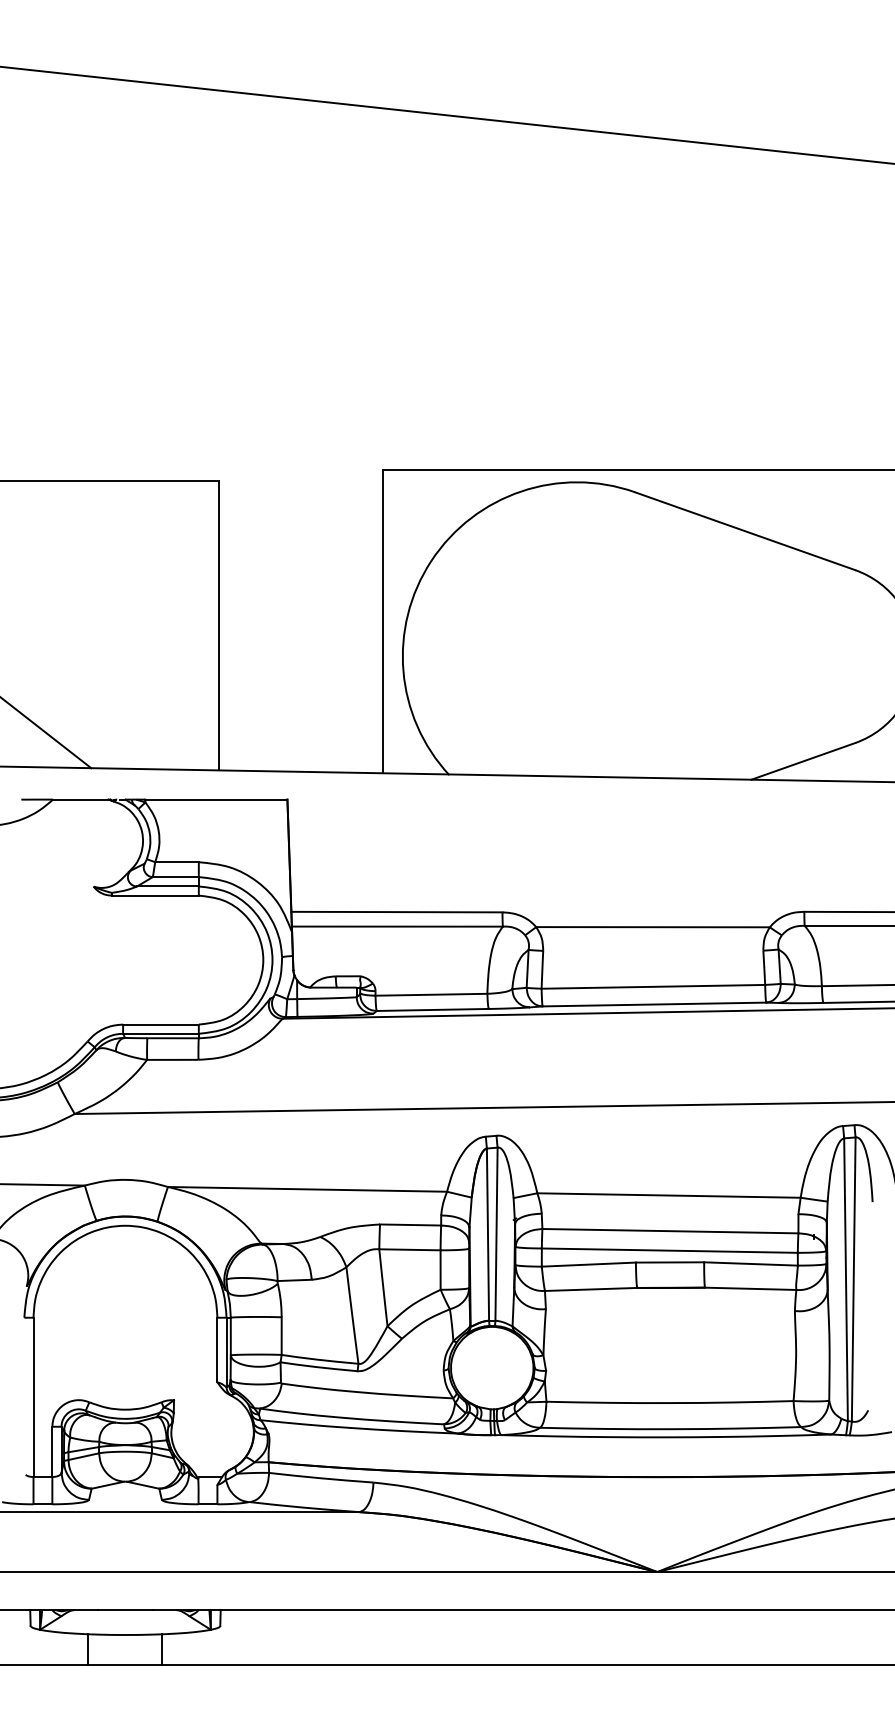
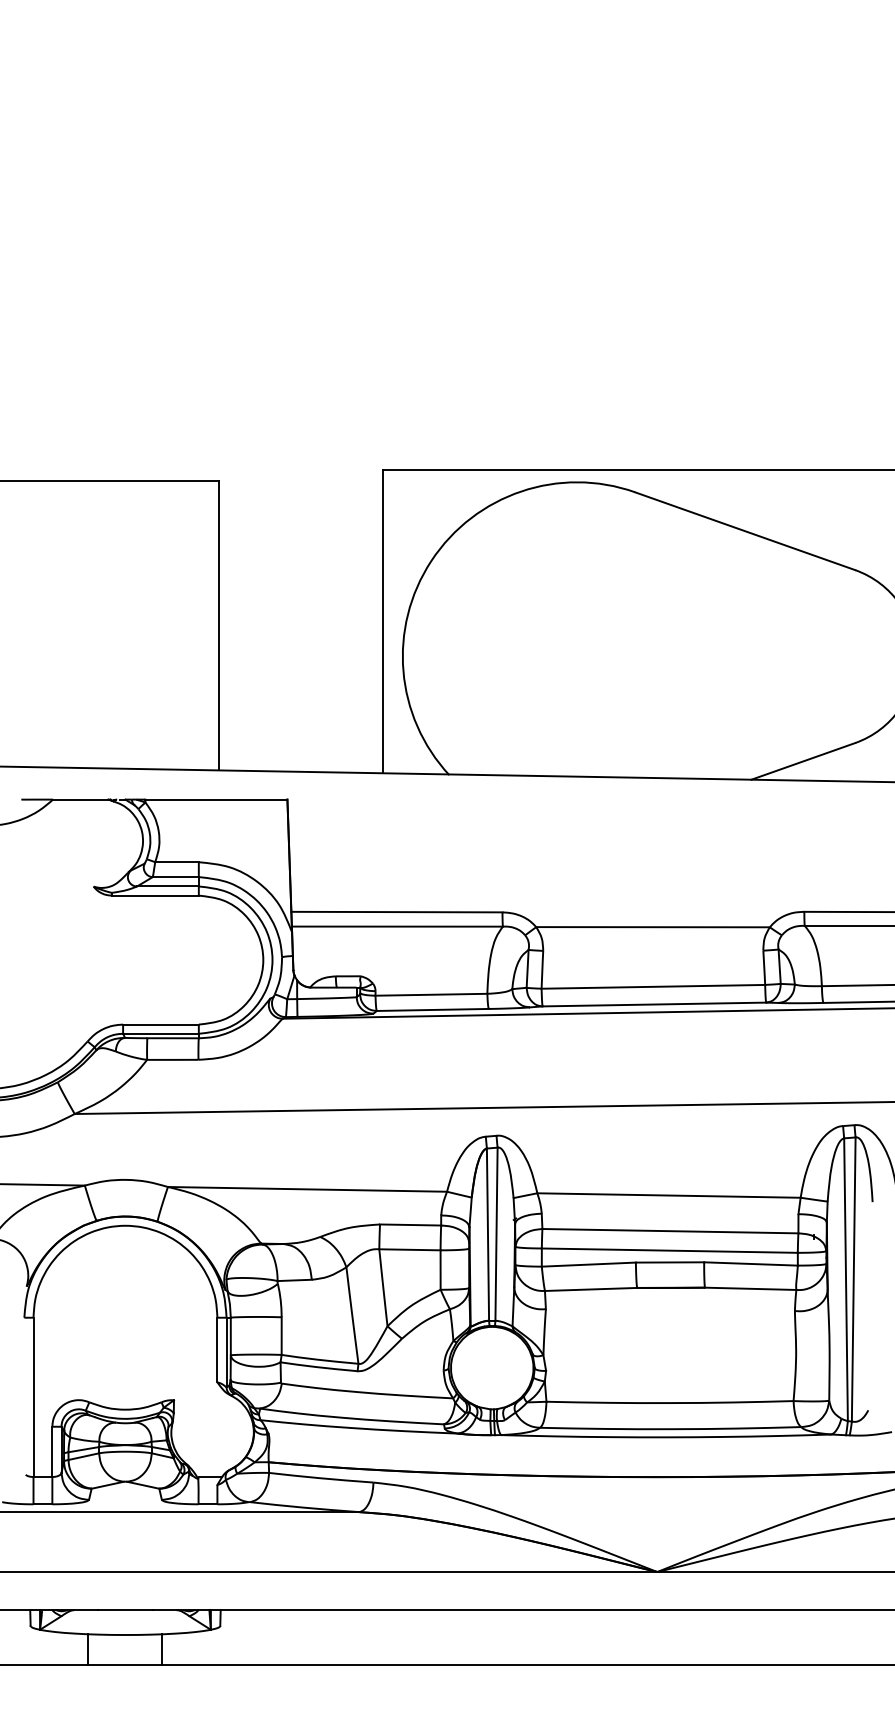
line: present -> none (446, 115)
line: present -> none (46, 733)
